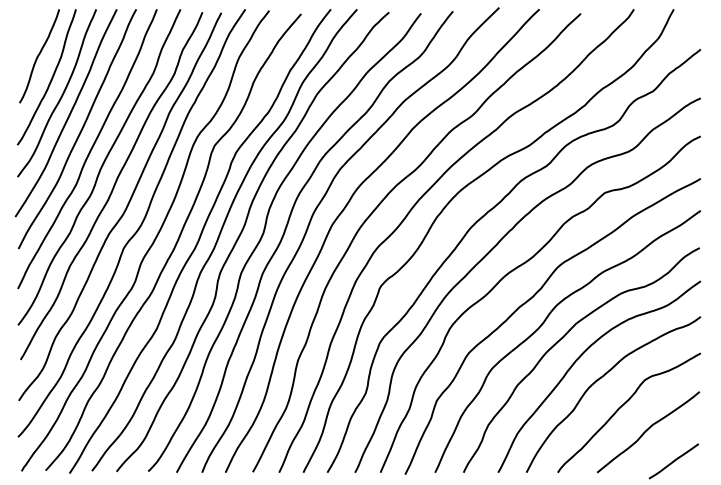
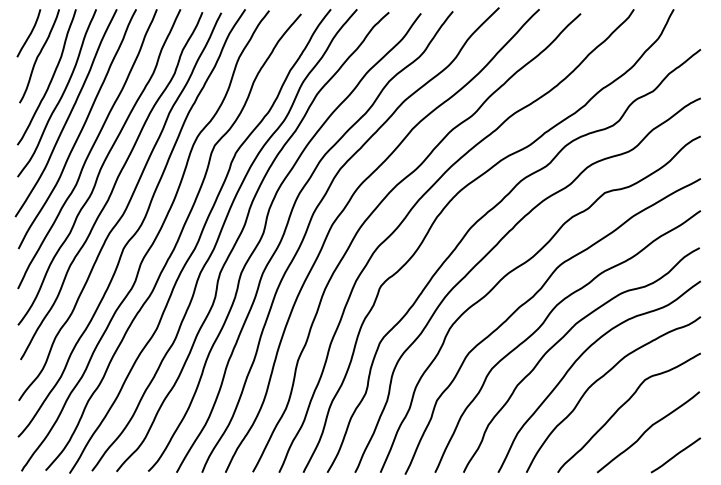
curve: none -> present (29, 33)
line position: (673, 461) -> (675, 455) (675, 455)
